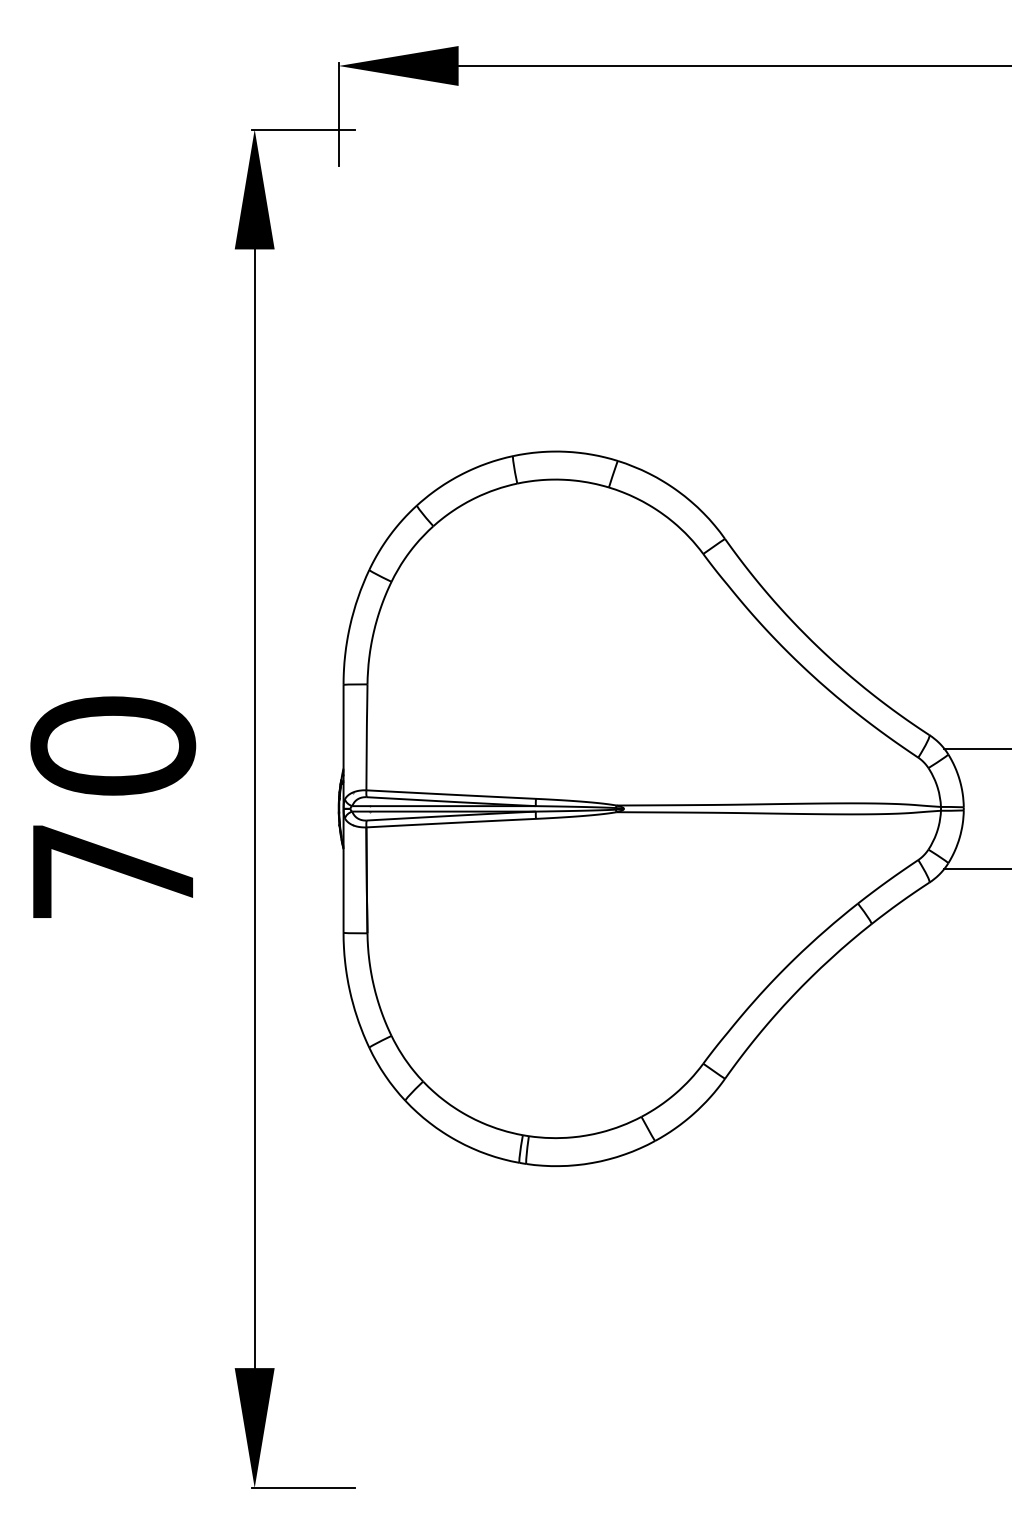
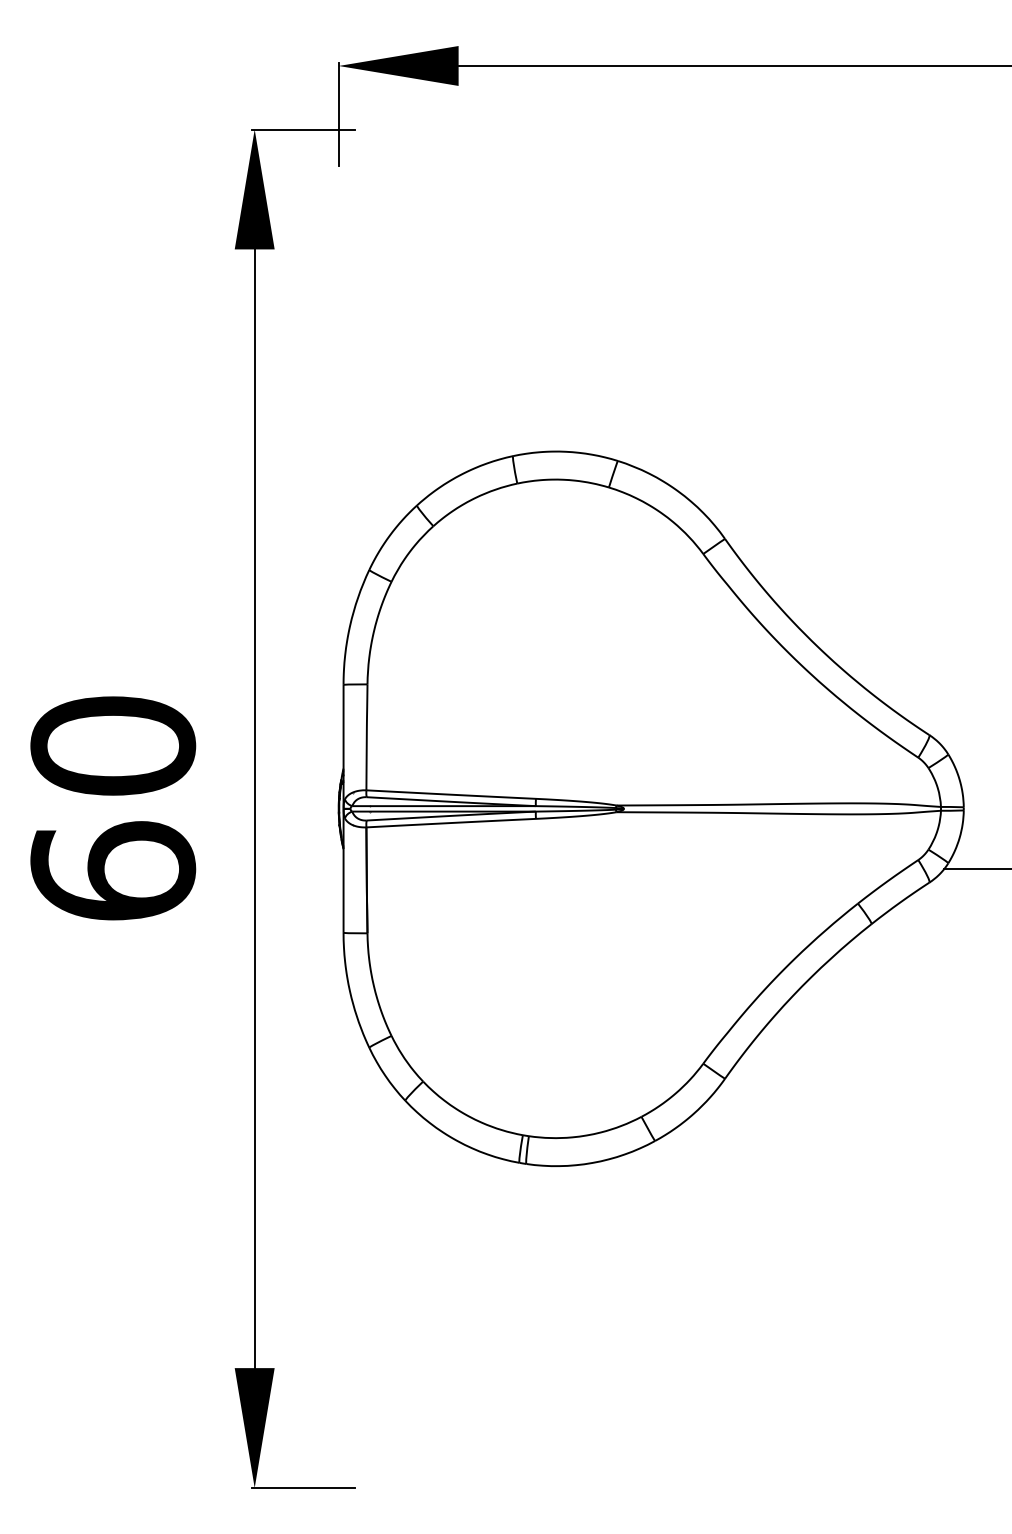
line: present -> none (976, 748)
text: 70 -> 60 (113, 870)
